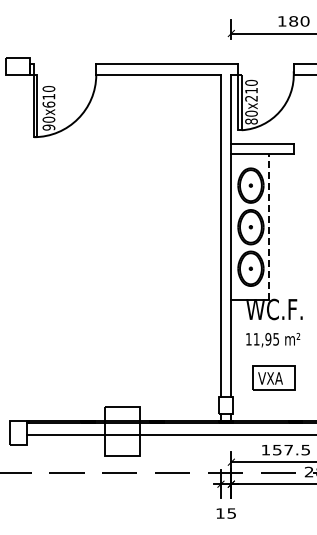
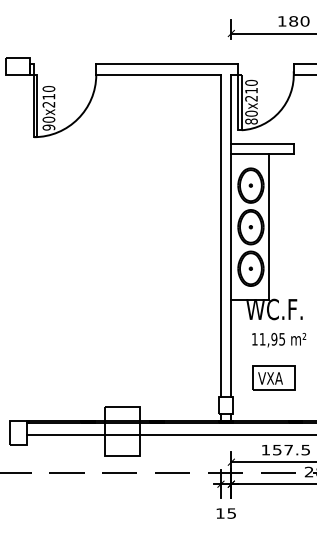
text: 90x610 -> 90x210 (48, 104)
line: dashed -> solid (269, 227)
text position: (273, 340) -> (279, 340) (279, 340)
